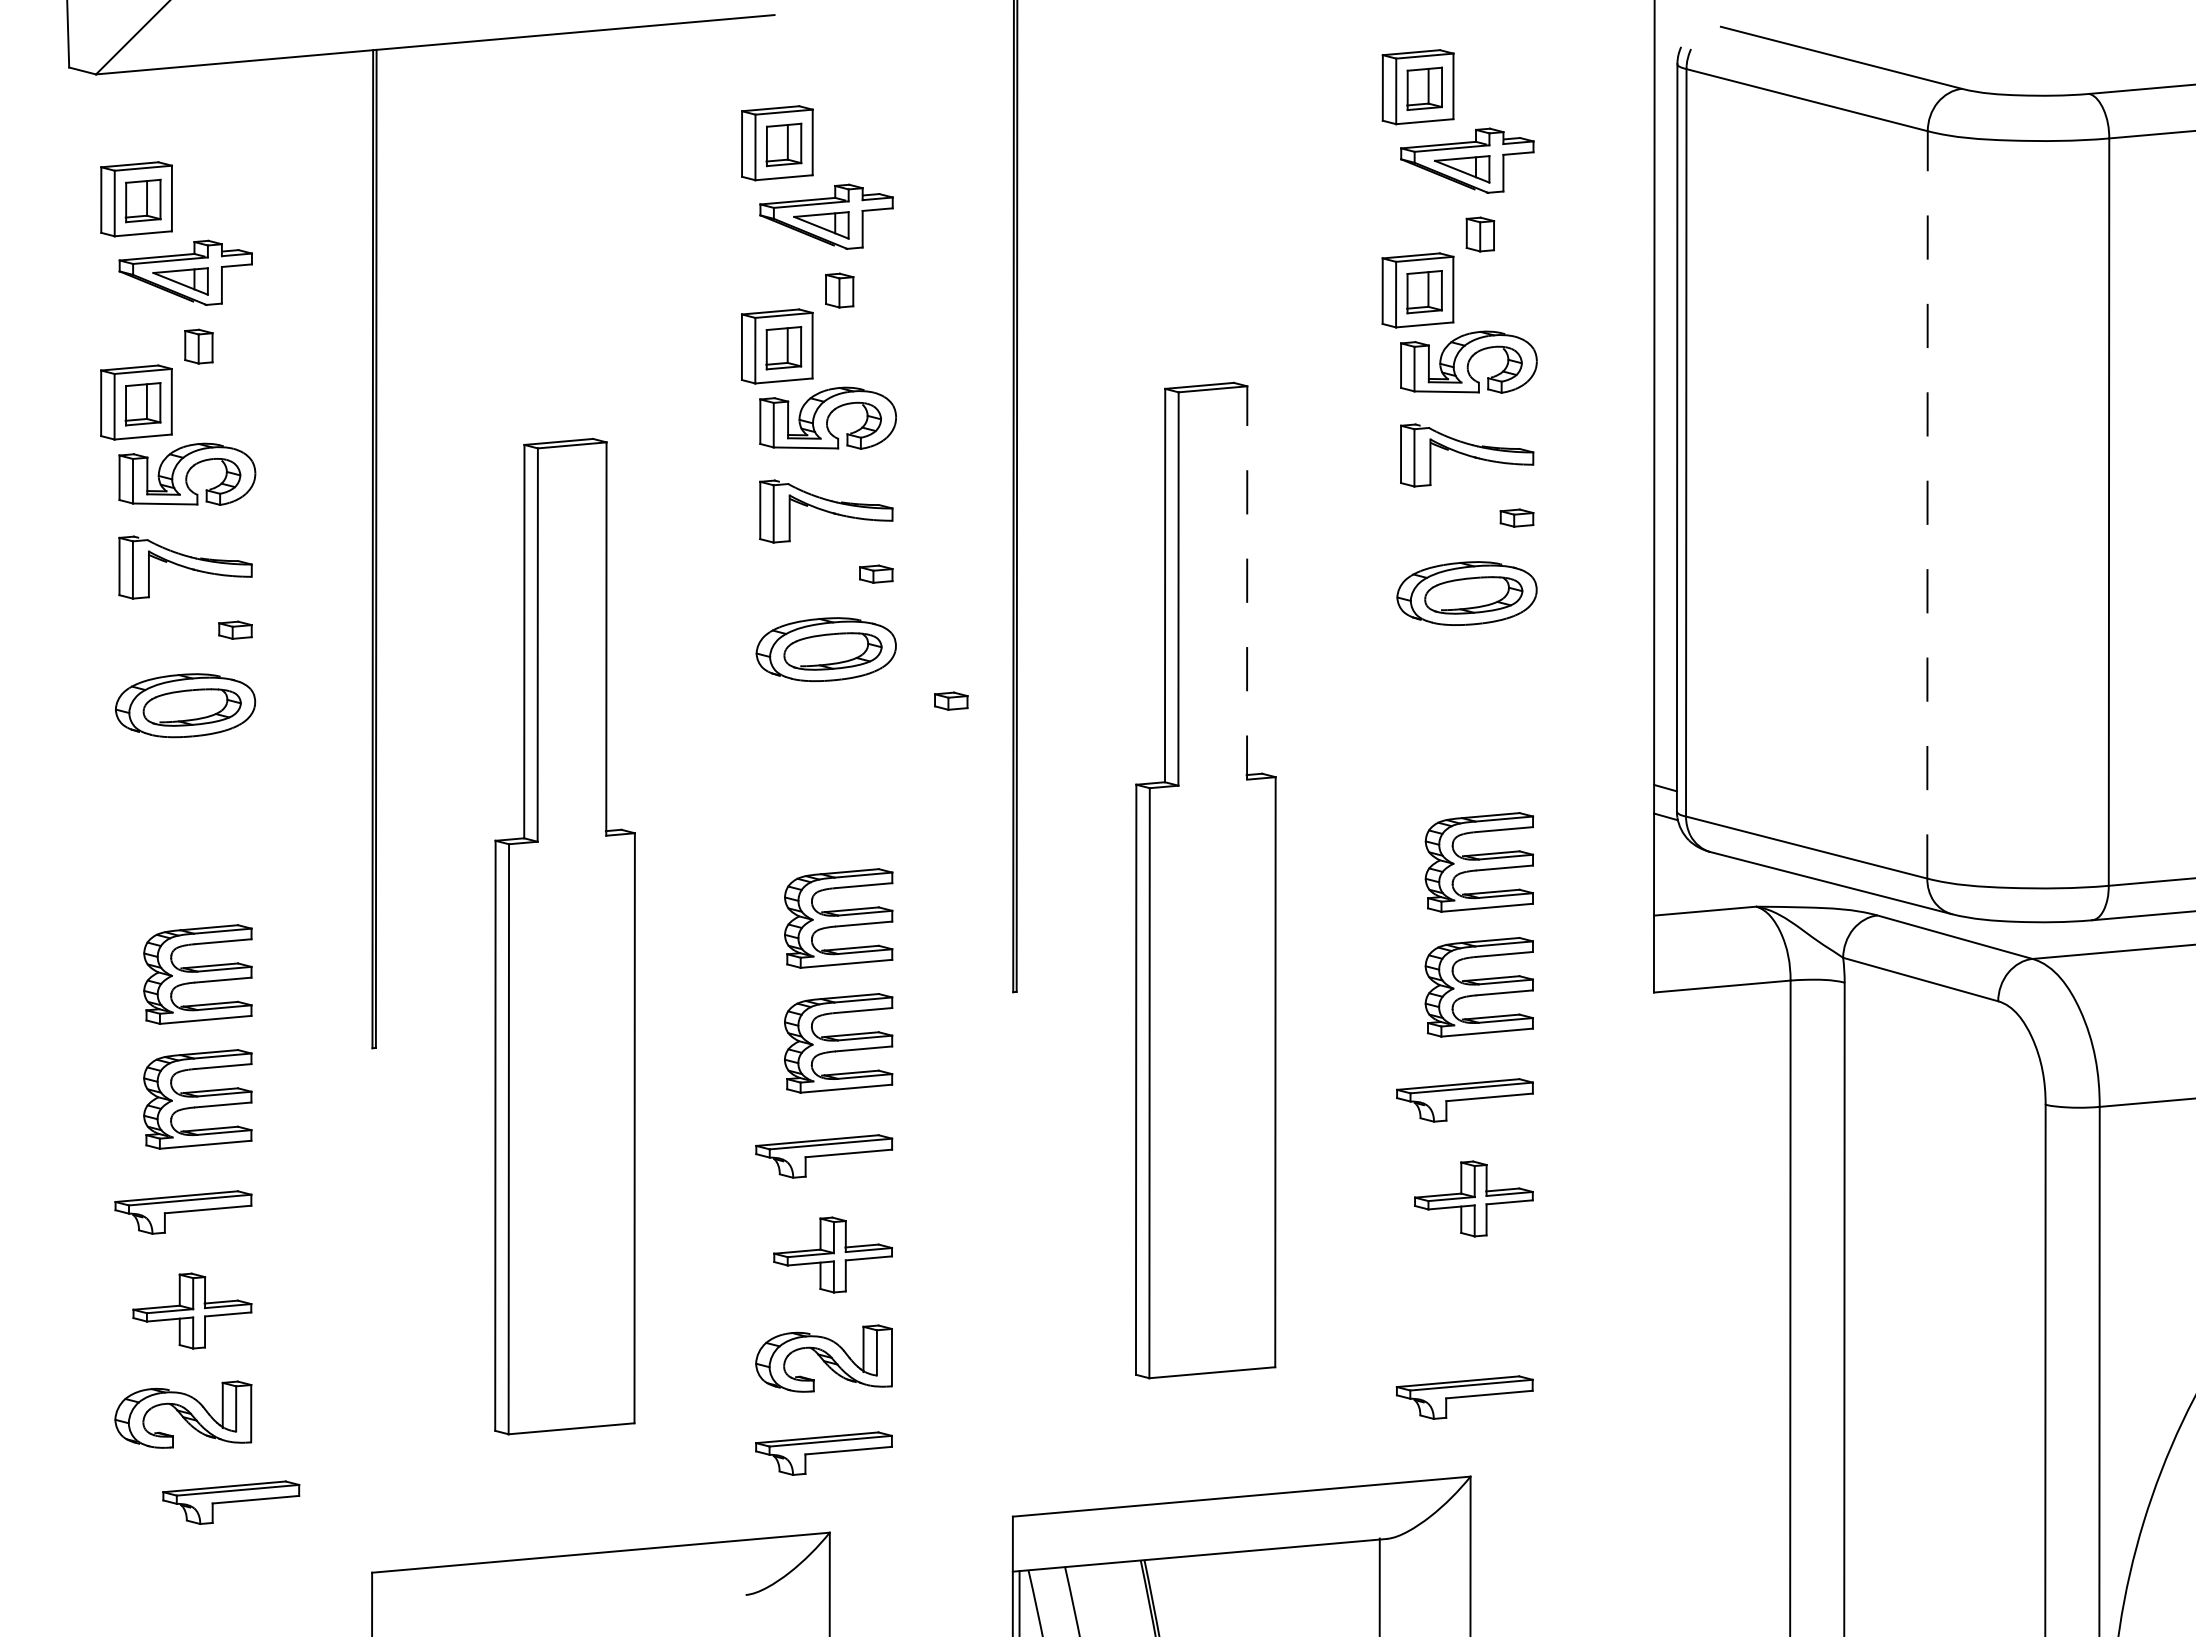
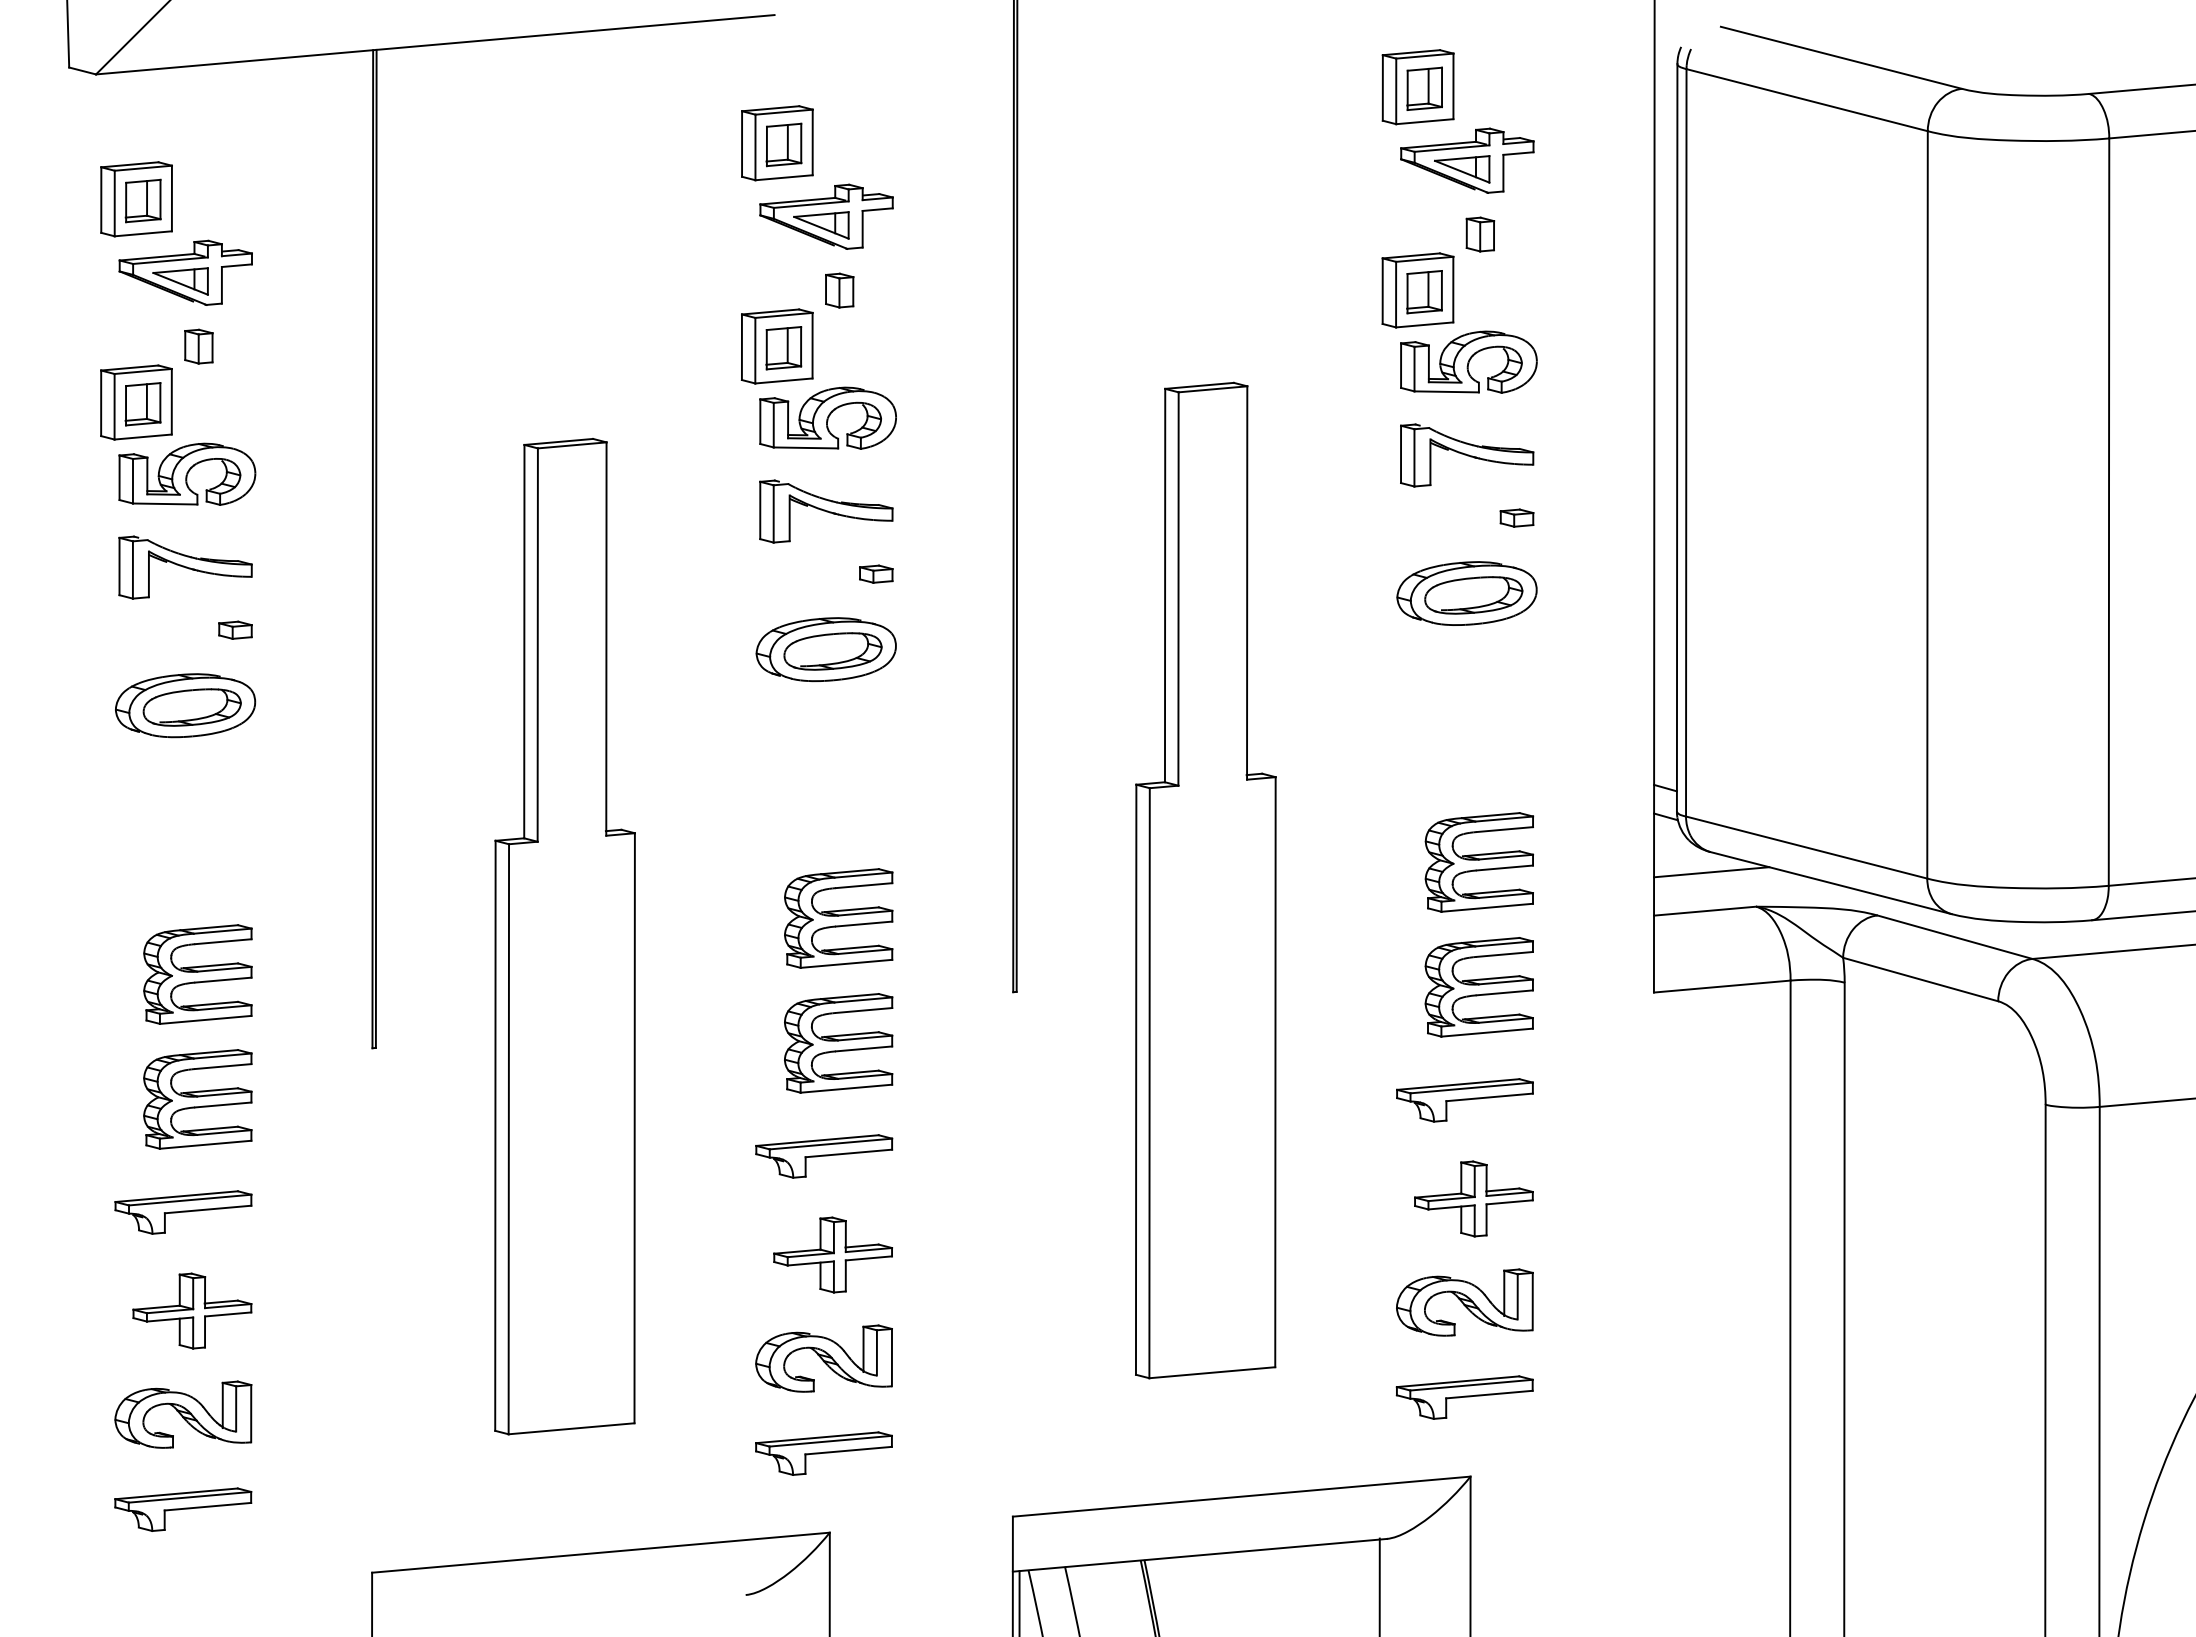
line: dashed -> solid (1927, 504)
line: dashed -> solid (1247, 583)
part: present -> none (951, 700)
line: none -> present (1711, 872)
part: none -> present (1464, 1302)
part position: (231, 1502) -> (183, 1509) (183, 1509)
